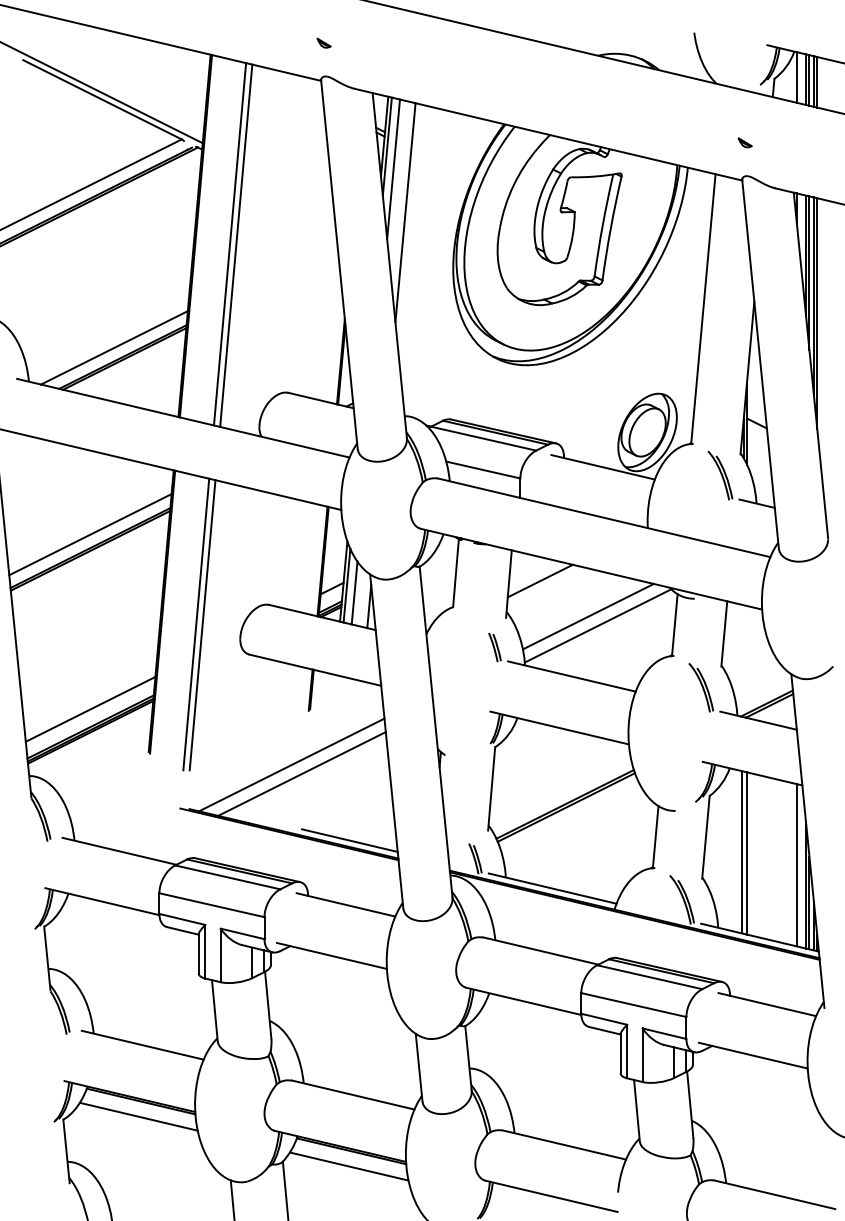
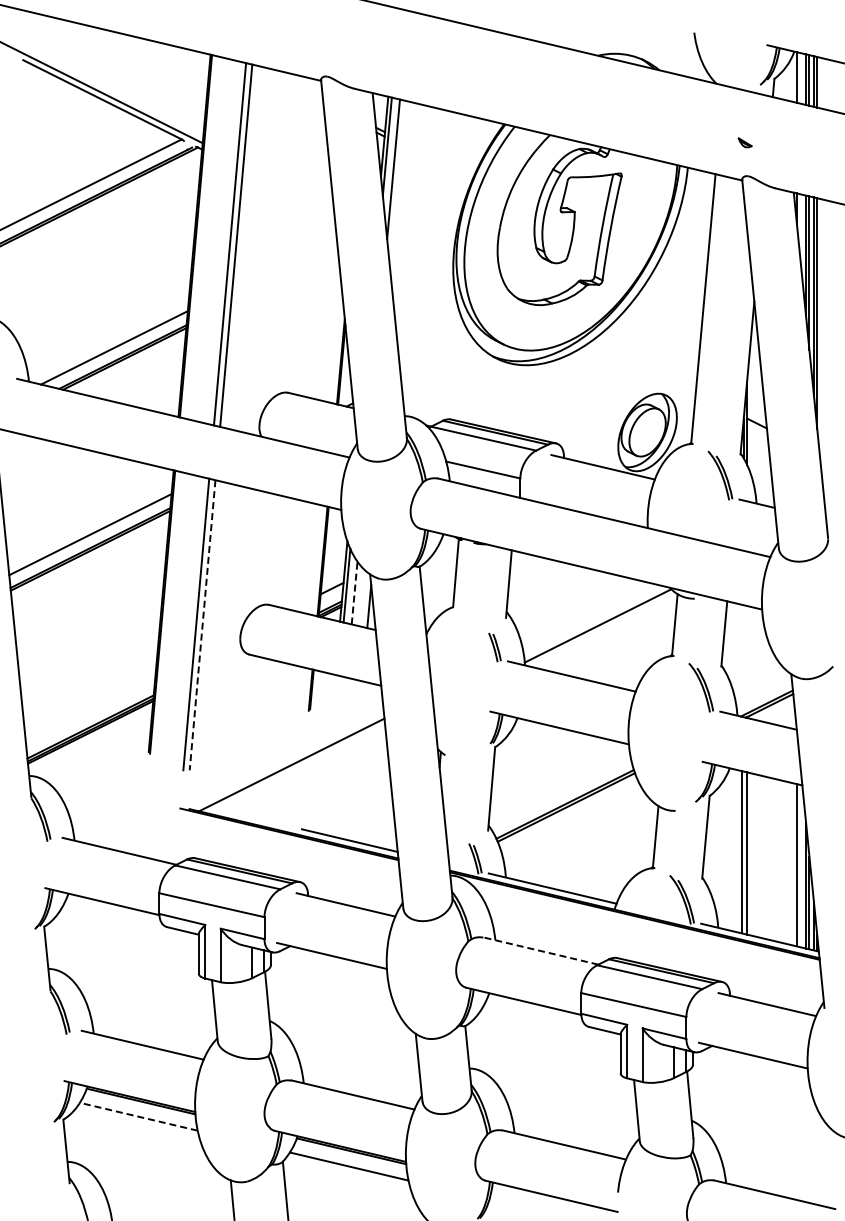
part: present -> none (323, 42)
line: present -> none (405, 212)
line: present -> none (539, 580)
line: solid -> dashed (354, 593)
line: present -> none (587, 616)
line: solid -> dashed (202, 625)
line: present -> none (90, 708)
line: present -> none (301, 773)
line: solid -> dashed (540, 950)
line: solid -> dashed (138, 1116)
